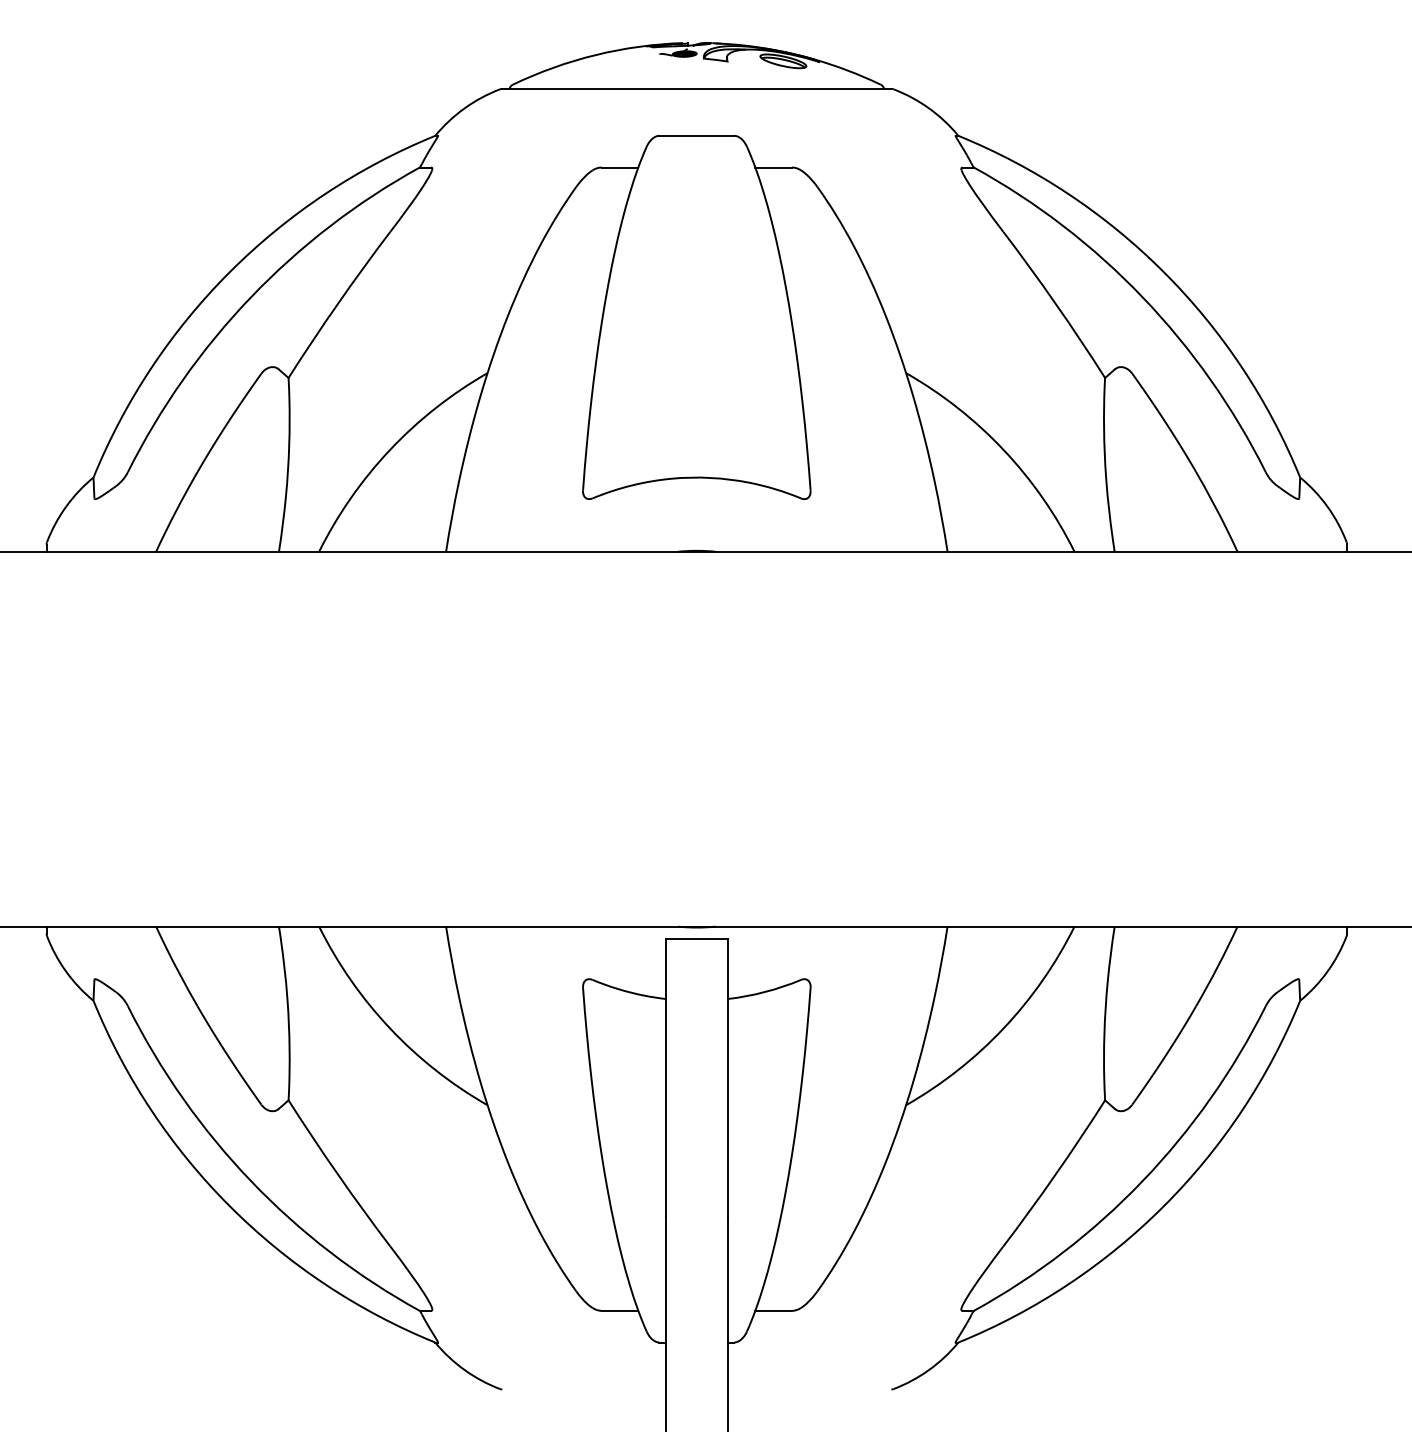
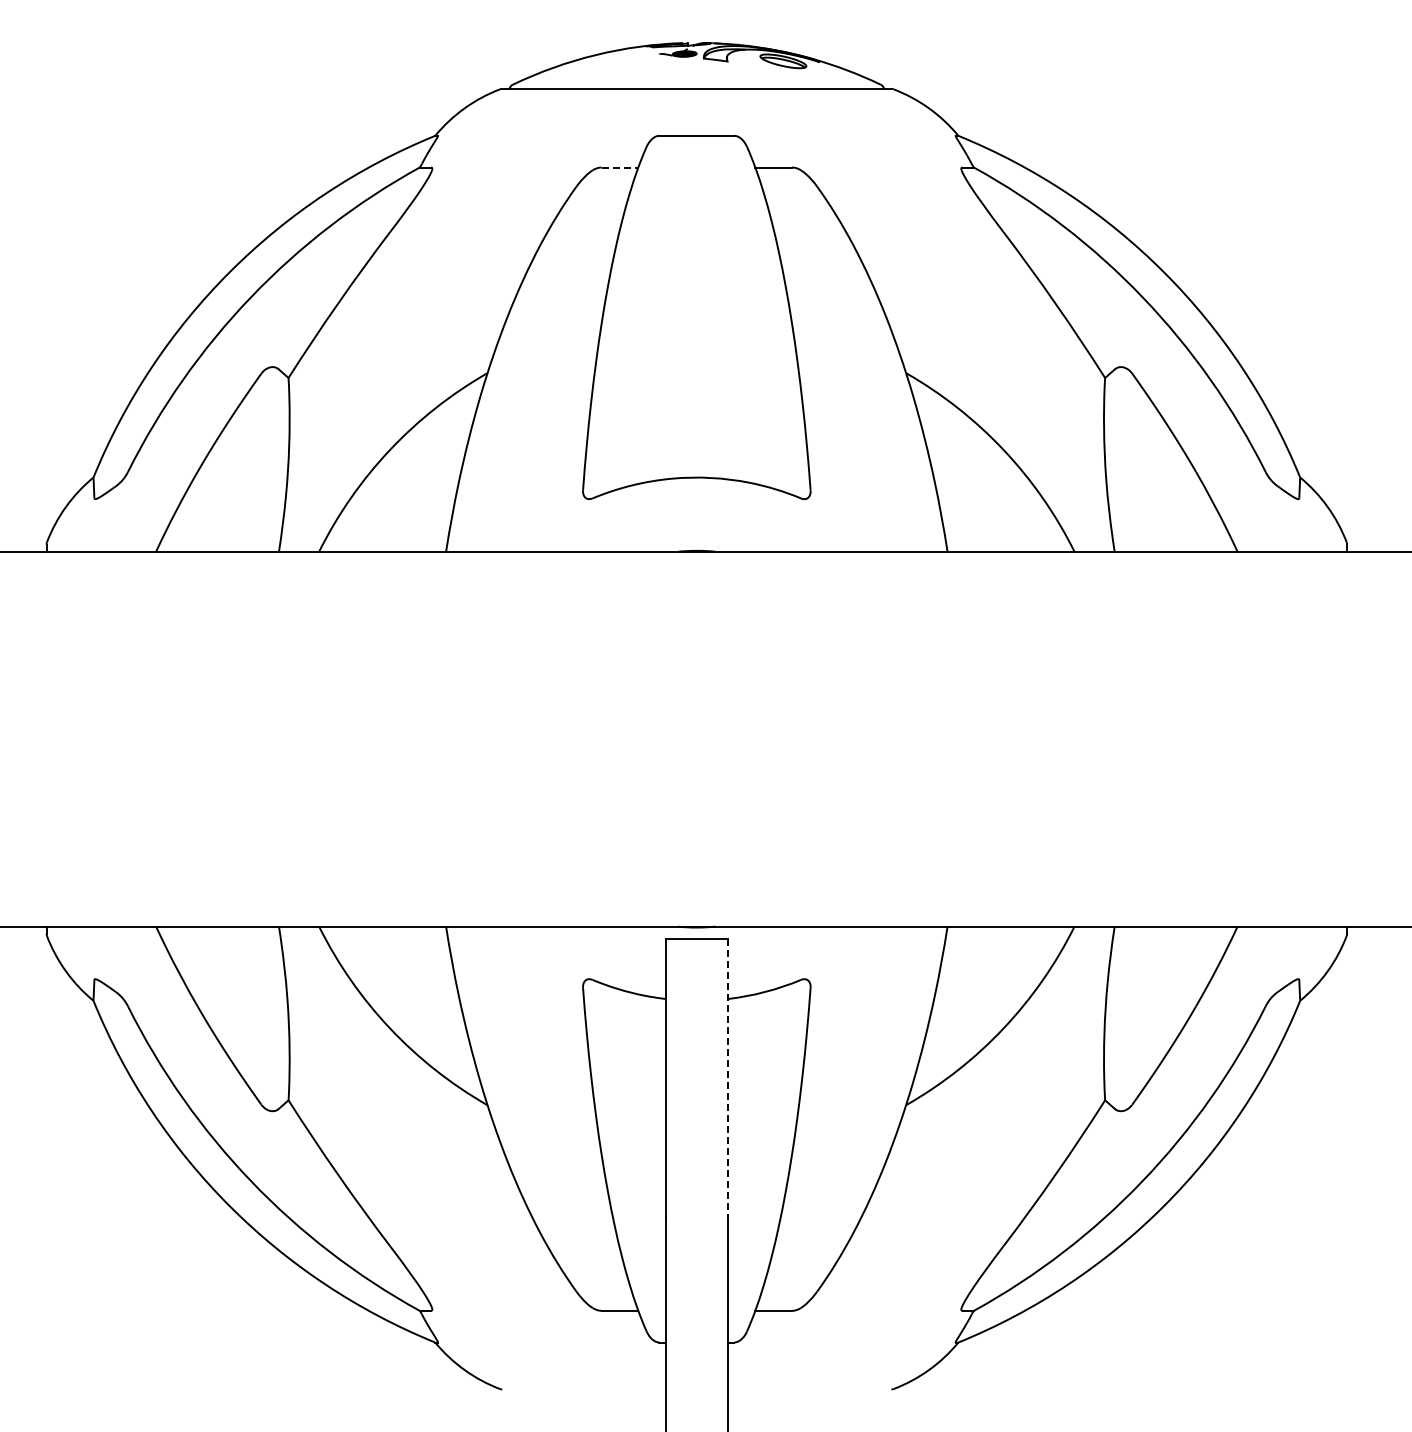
line: solid -> dashed (620, 167)
line: solid -> dashed (727, 1078)
